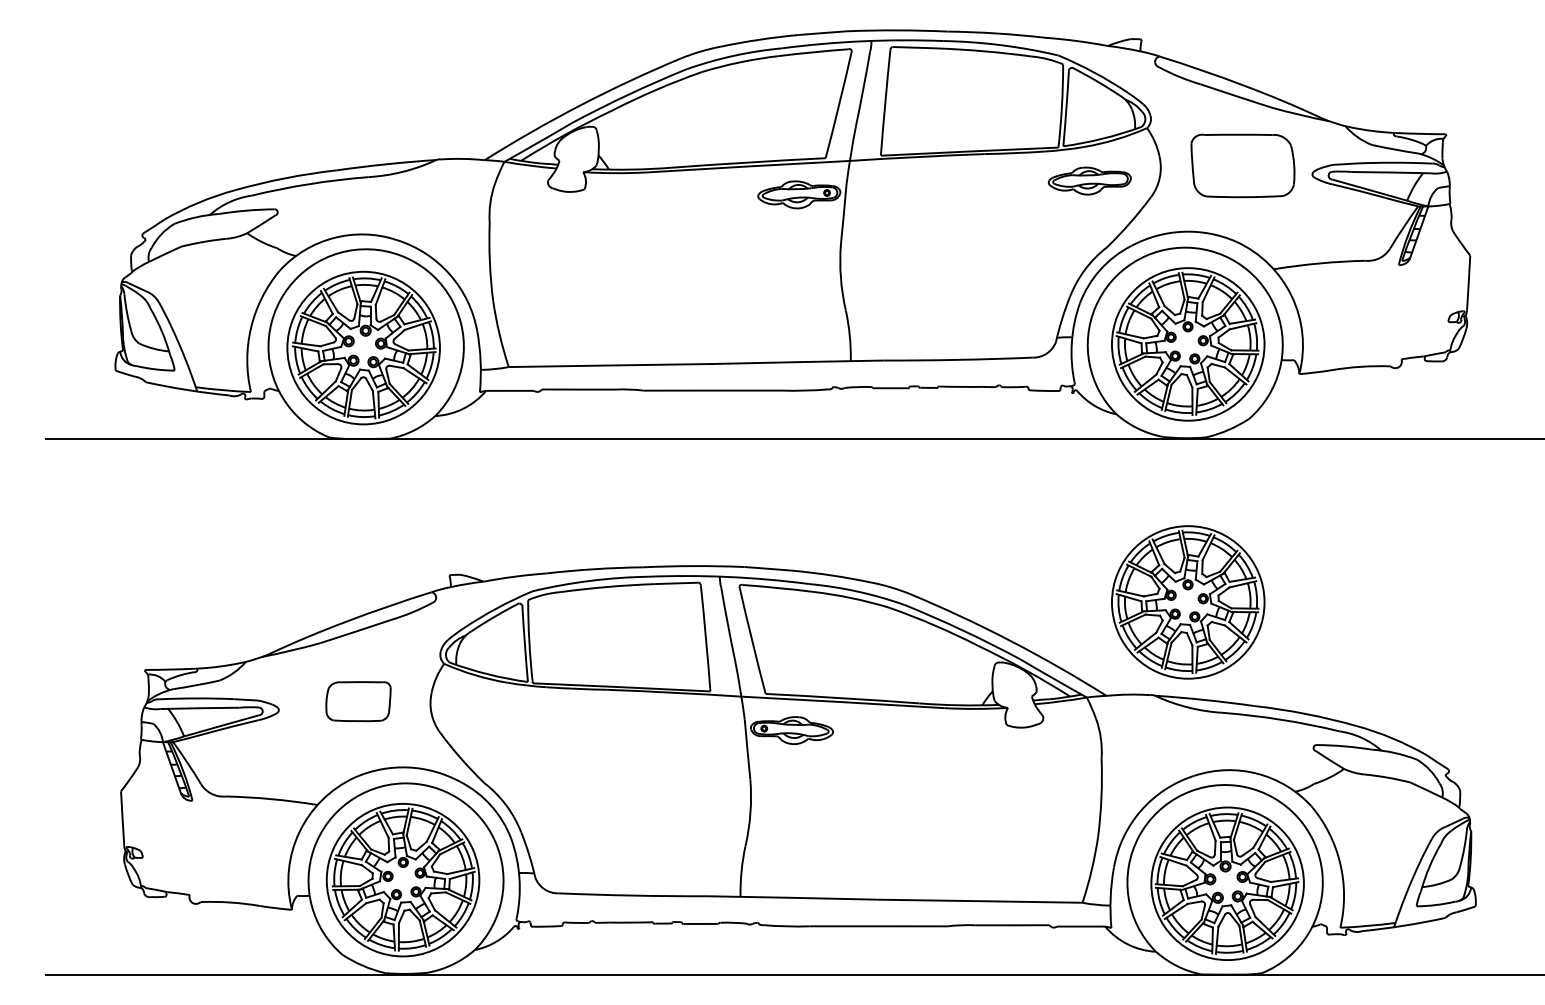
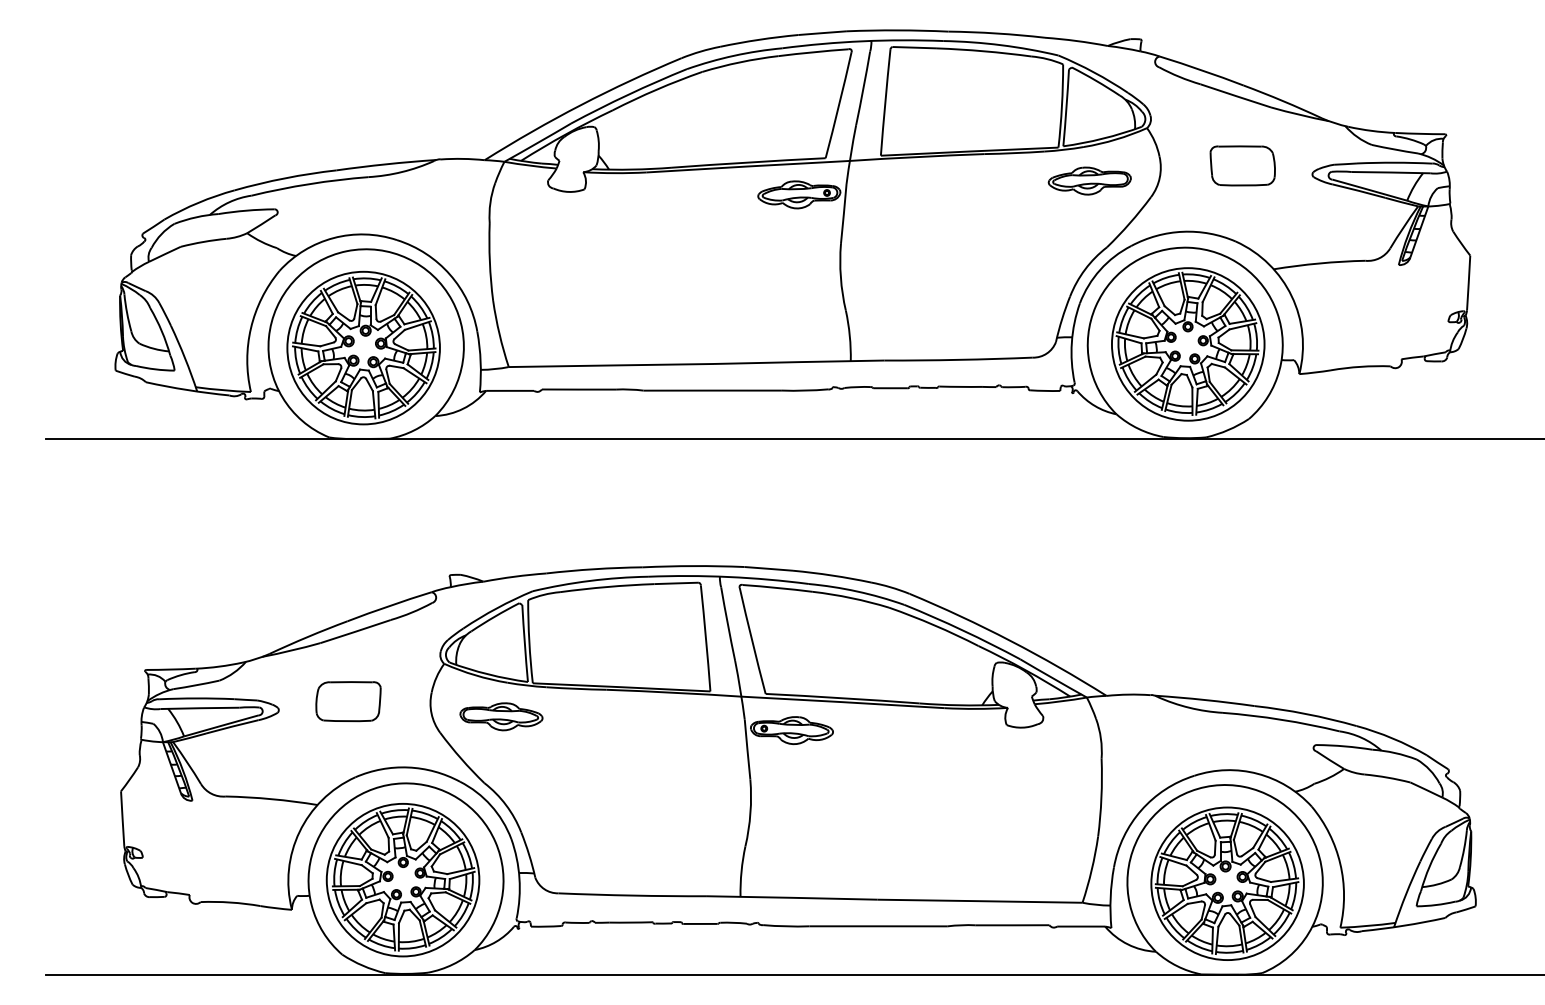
part size: 106x66 px -> 67x42 px (1242, 165)
part: present -> none (1188, 602)
part position: (358, 701) -> (348, 701) (348, 701)
part: none -> present (501, 716)
